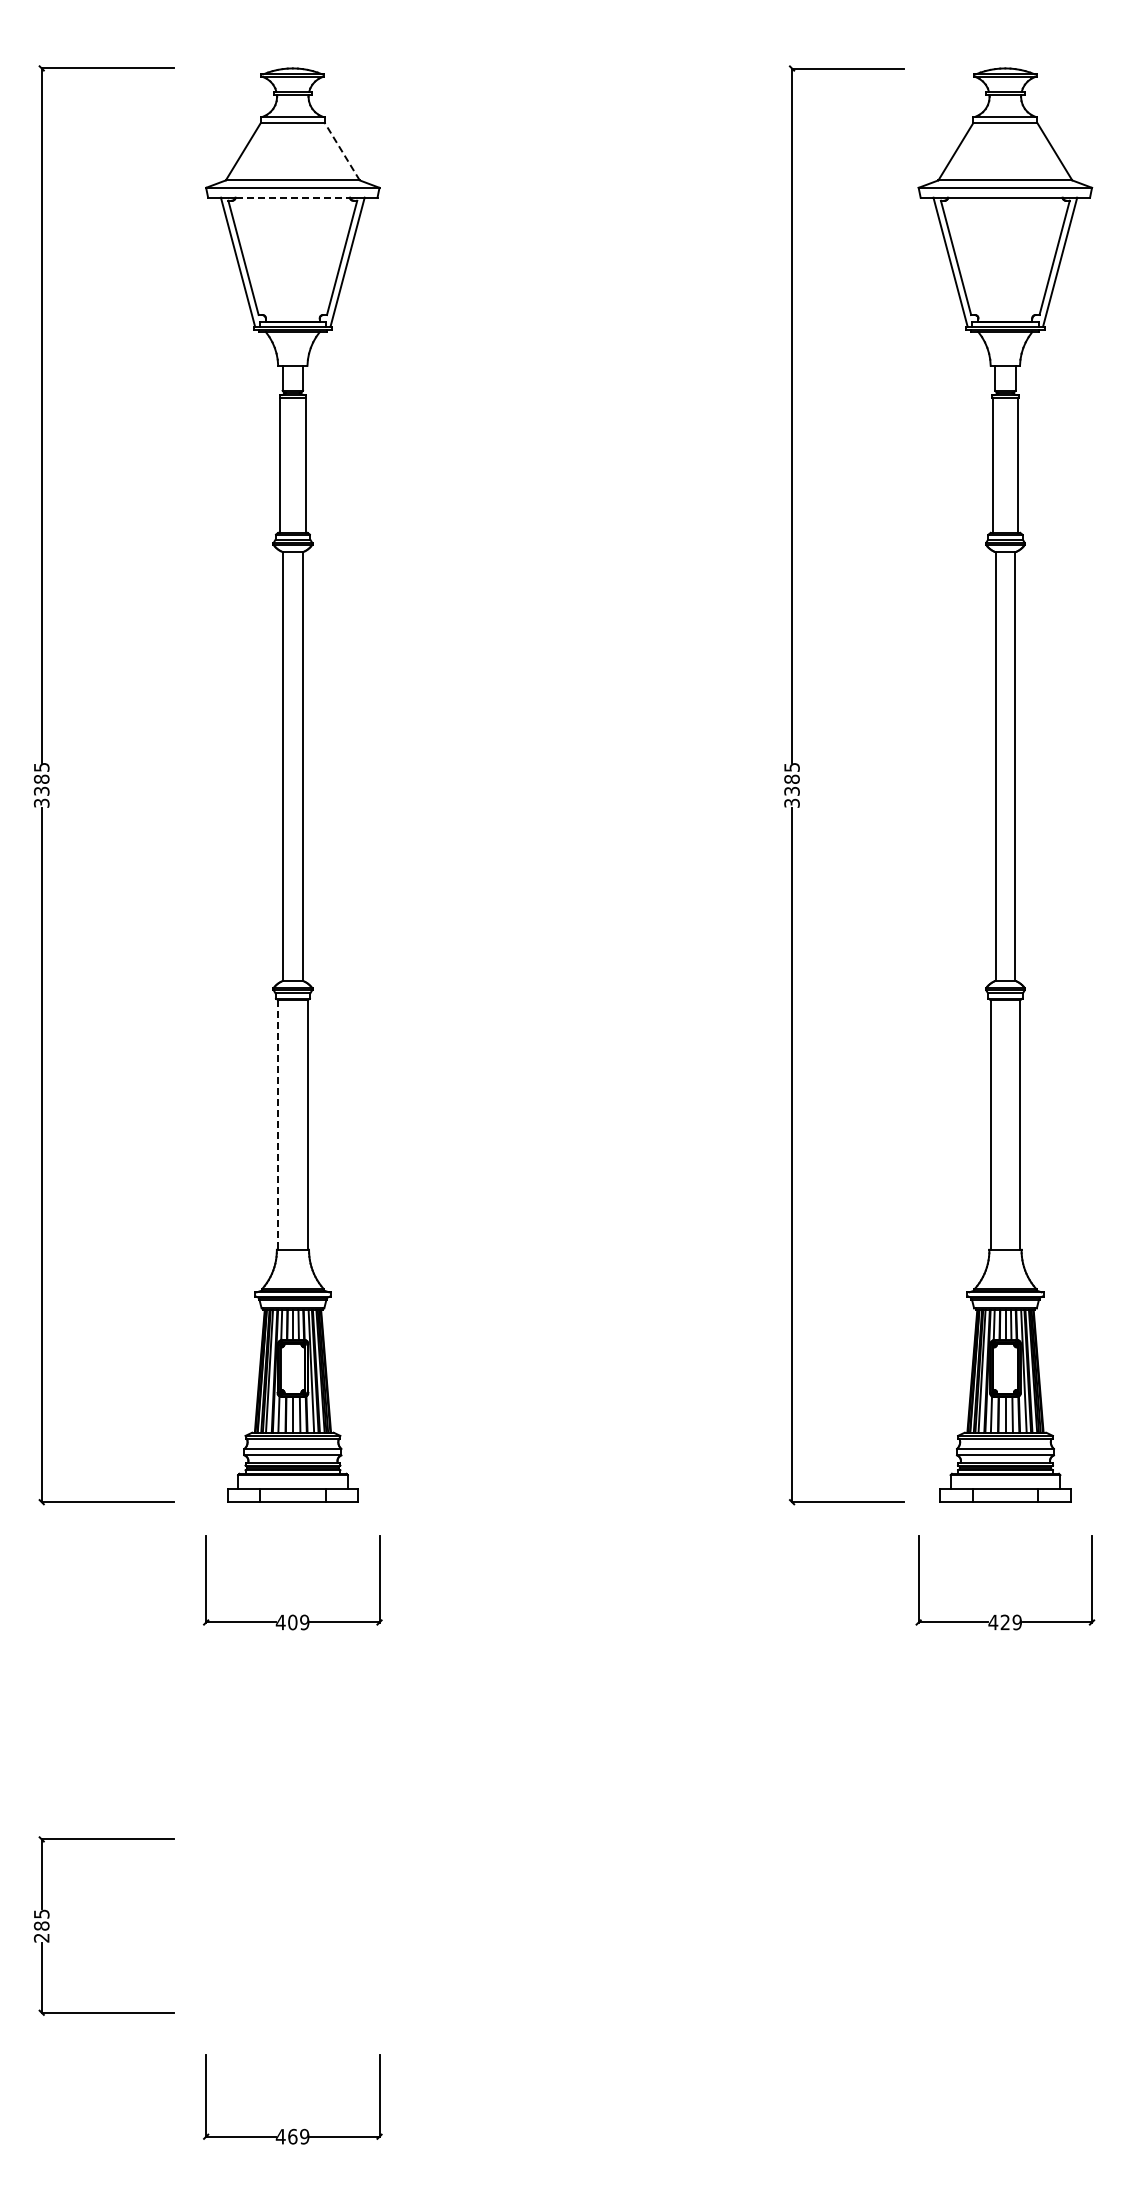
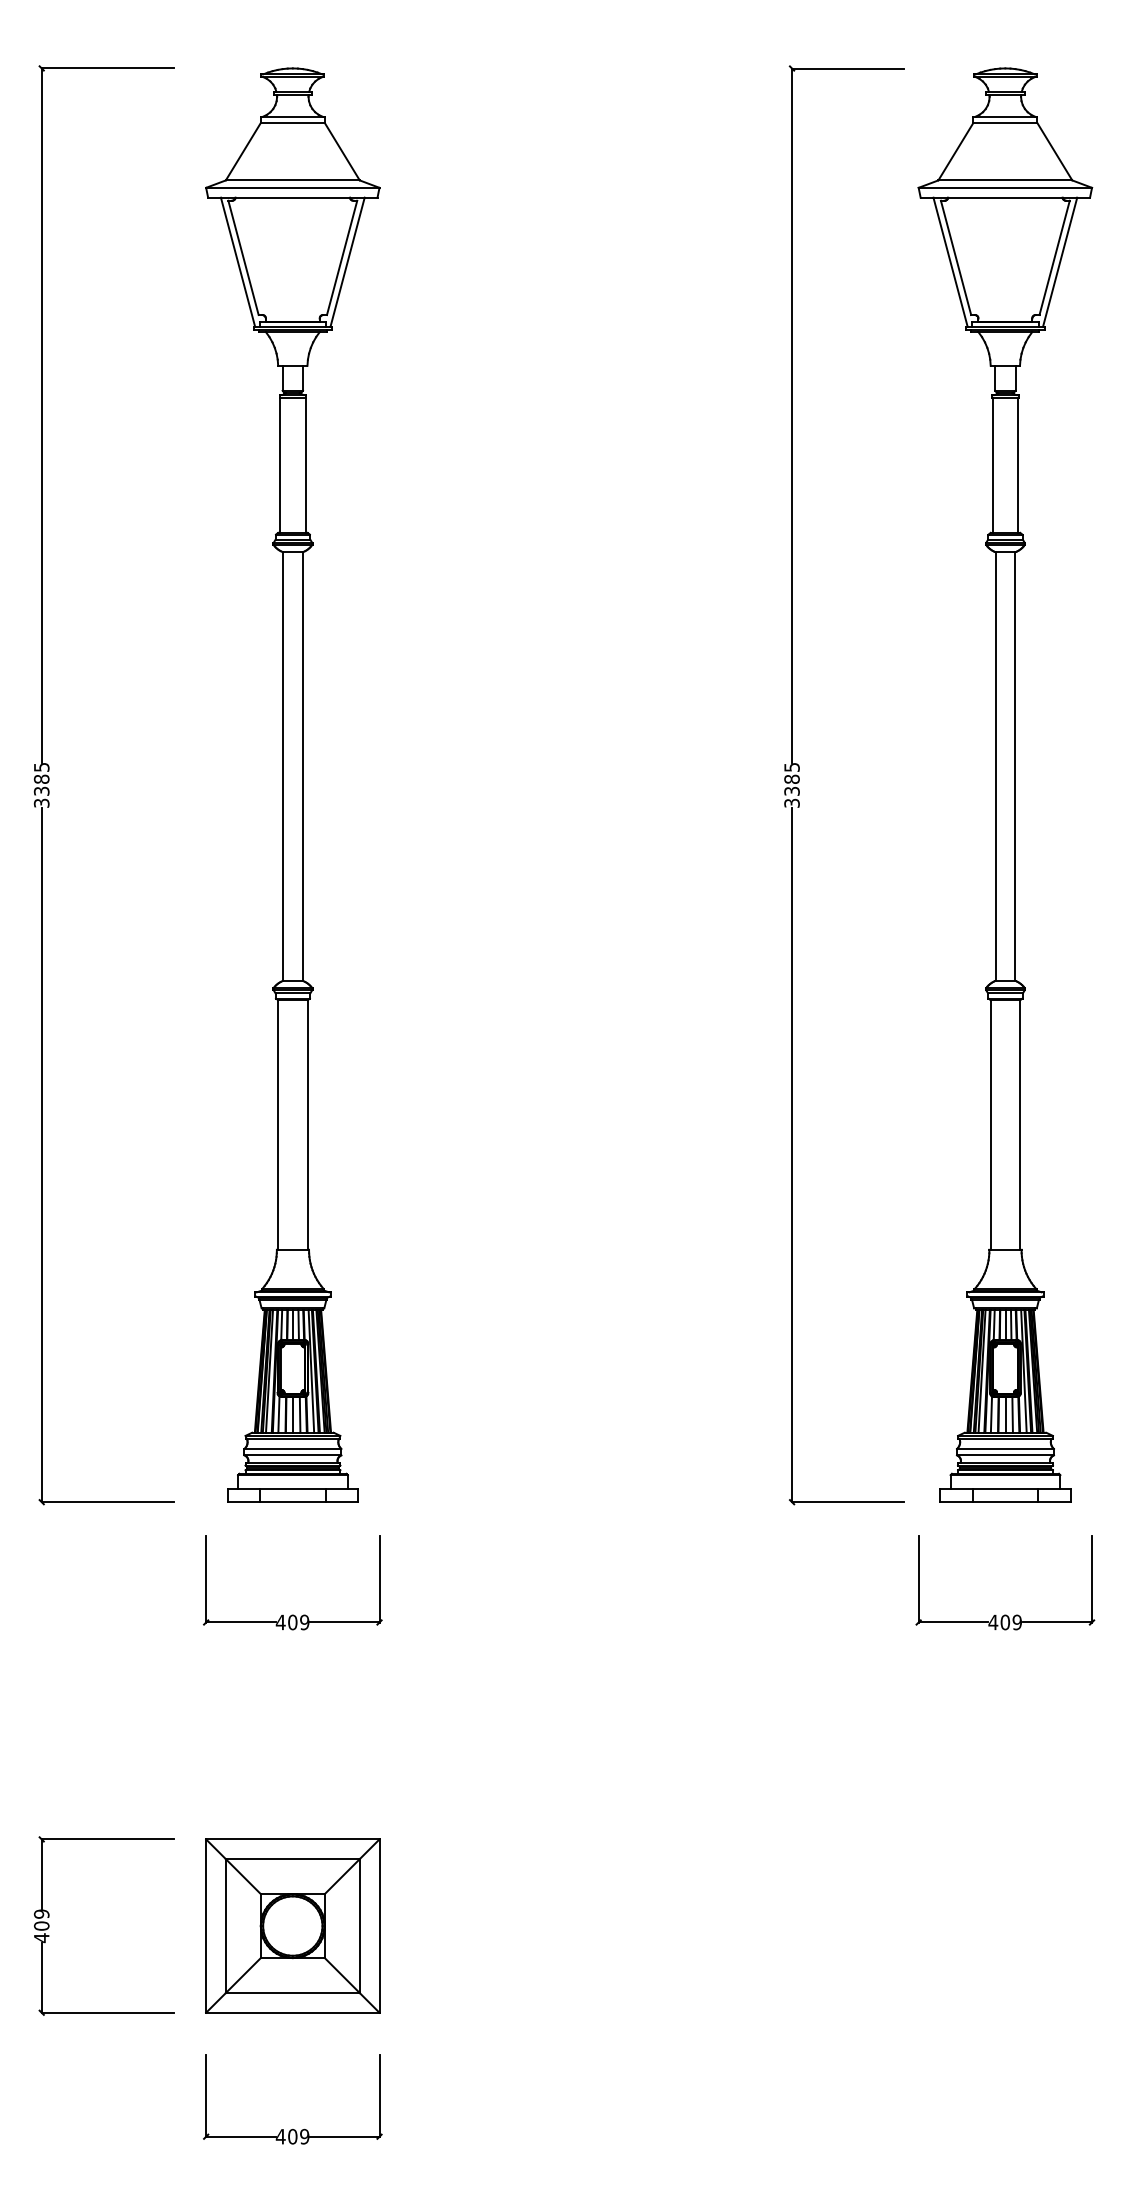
line: dashed -> solid (342, 151)
line: dashed -> solid (293, 197)
line: dashed -> solid (278, 1125)
text: 429 -> 409 (1005, 1622)
part: none -> present (292, 1925)
text: 285 -> 409 (41, 1926)
text: 469 -> 409 (292, 2136)
